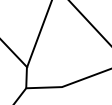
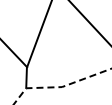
line: solid -> dashed (60, 87)
